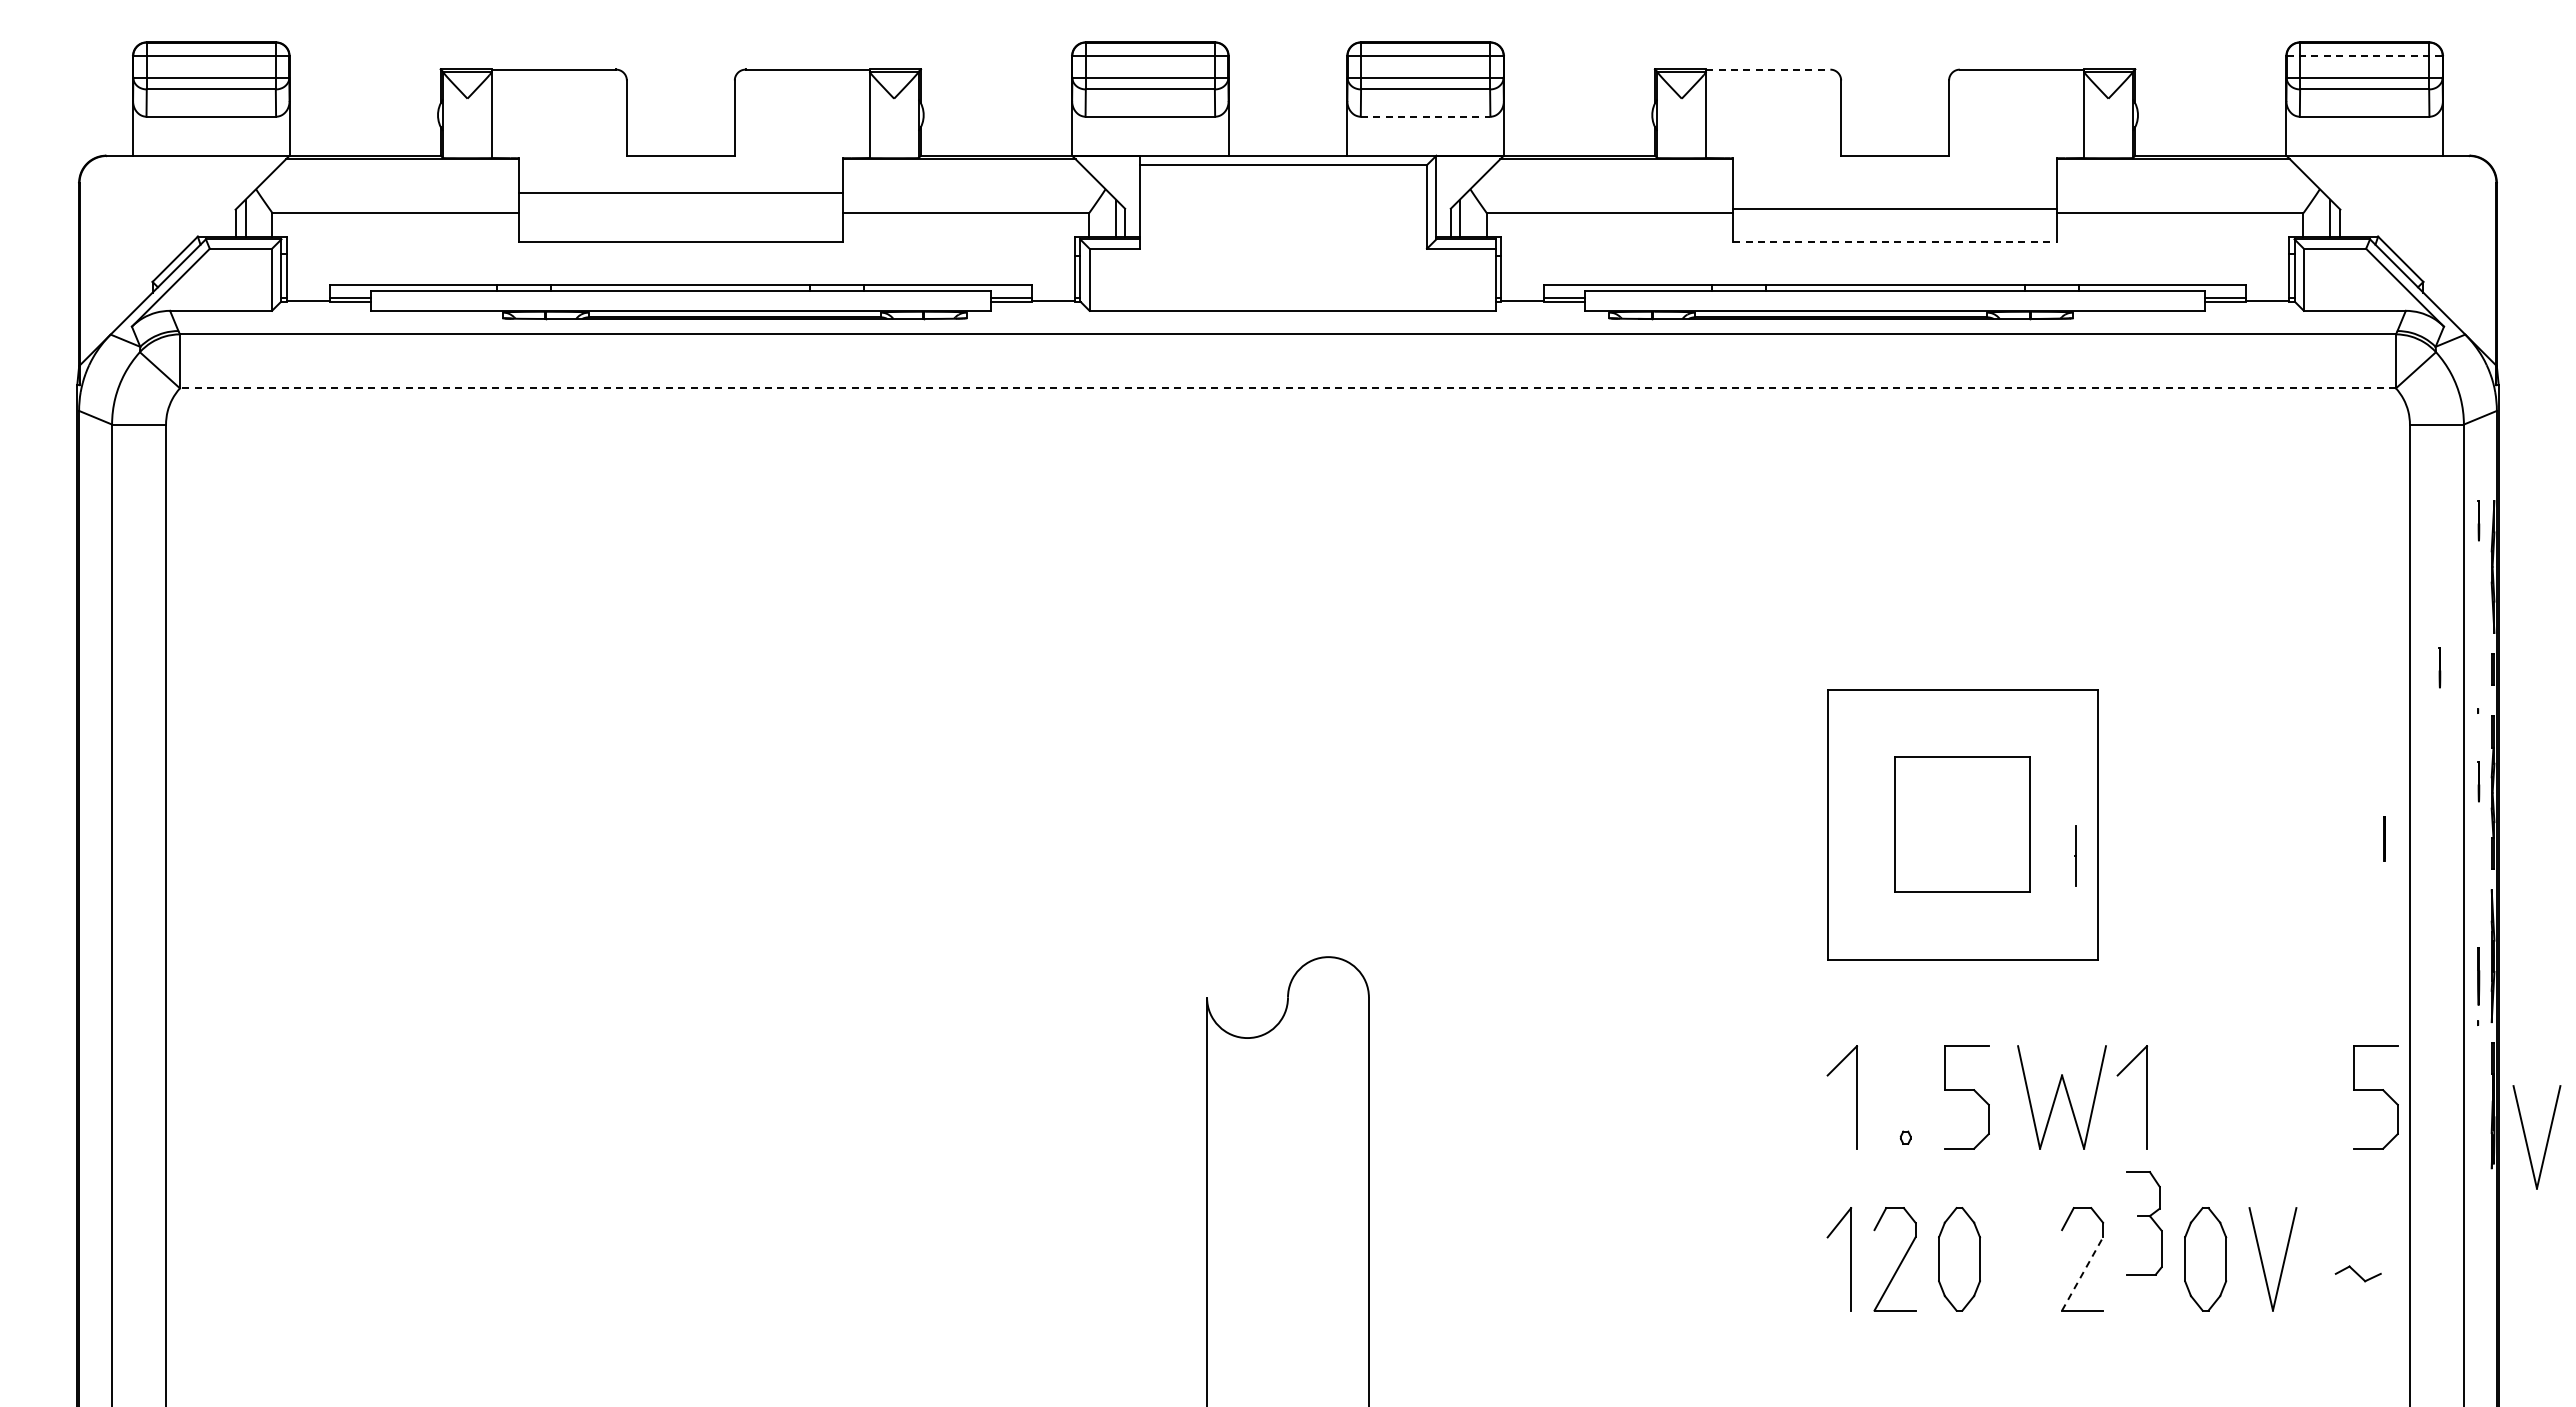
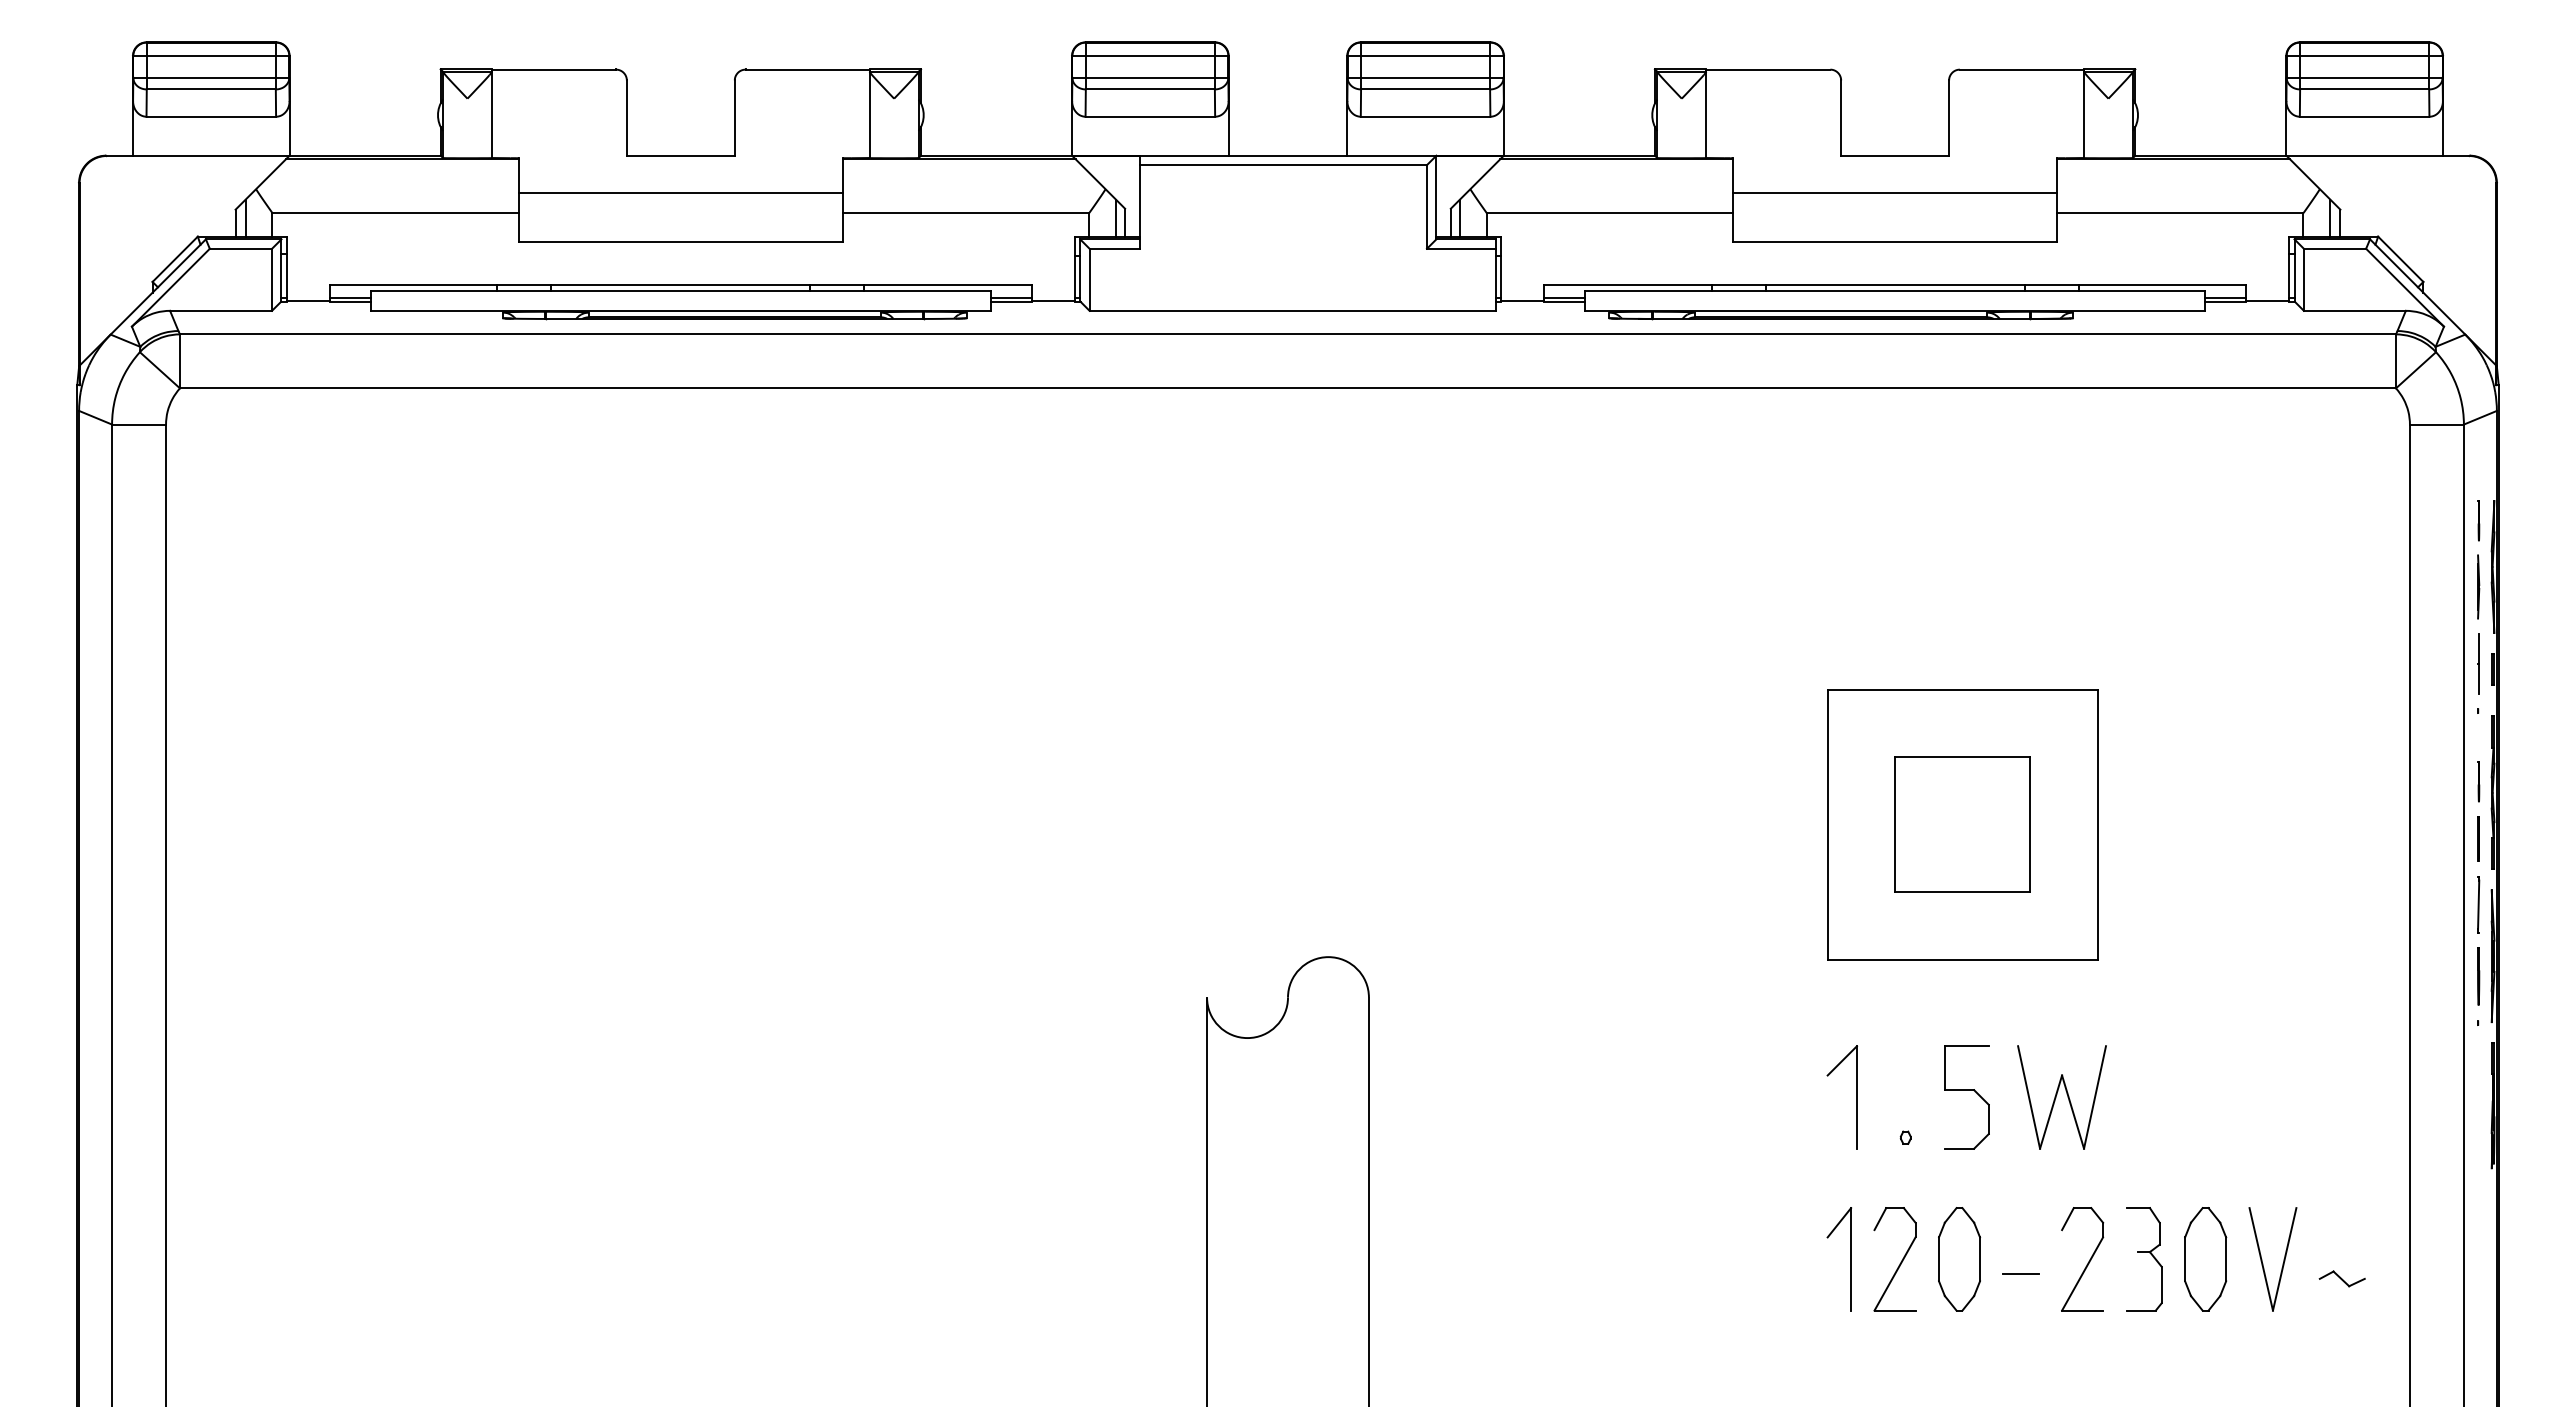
line: dashed -> solid (2365, 56)
line: dashed -> solid (1768, 69)
line: dashed -> solid (1425, 116)
line position: (1895, 209) -> (1895, 193) (1895, 193)
line: dashed -> solid (1895, 242)
line: dashed -> solid (1287, 388)
line: none -> present (2478, 586)
line: present -> none (2439, 667)
line position: (2384, 838) -> (2478, 838) (2478, 838)
line position: (2075, 855) -> (2478, 663) (2478, 663)
line: none -> present (2478, 904)
part: present -> none (2375, 1090)
part: present -> none (2146, 1097)
part: present -> none (2527, 1141)
part position: (2144, 1216) -> (2144, 1252) (2144, 1252)
part position: (2357, 1273) -> (2341, 1278) (2341, 1278)
line: none -> present (2020, 1274)
line: dashed -> solid (2082, 1274)
